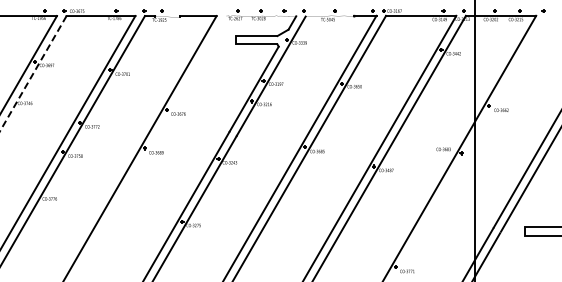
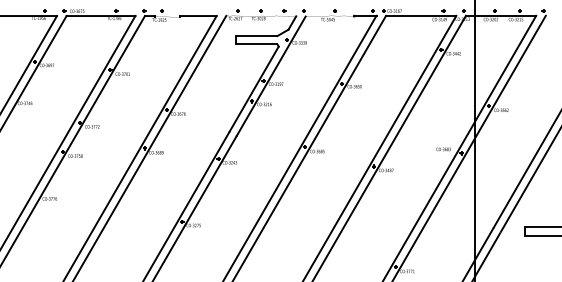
line: dashed -> solid (33, 74)
line: none -> present (150, 146)
line: none -> present (469, 146)
